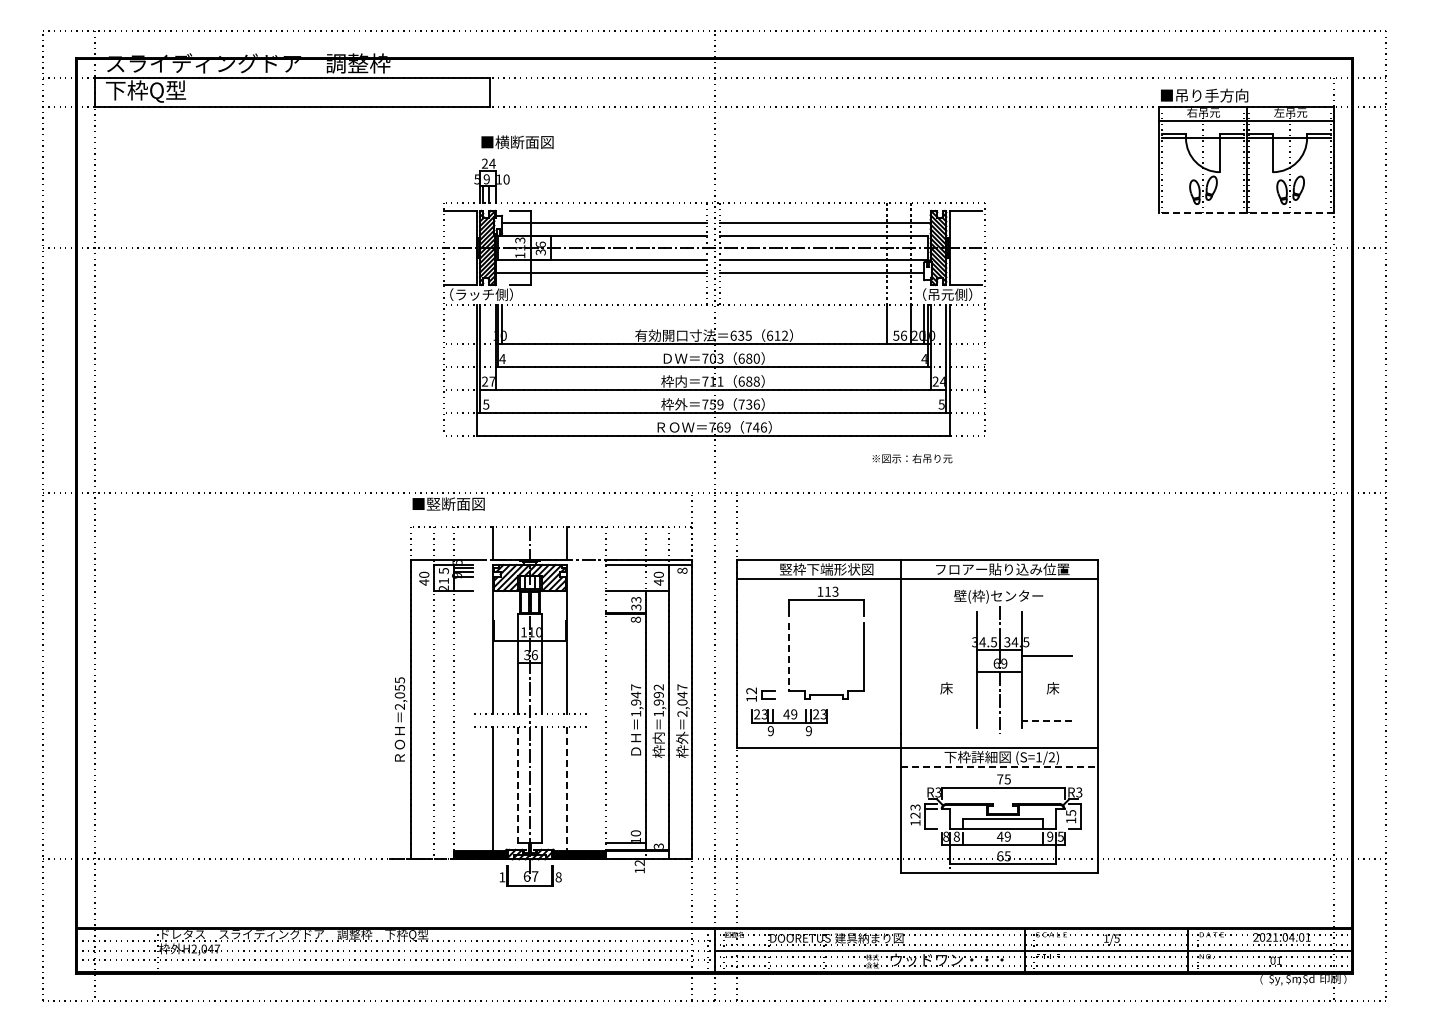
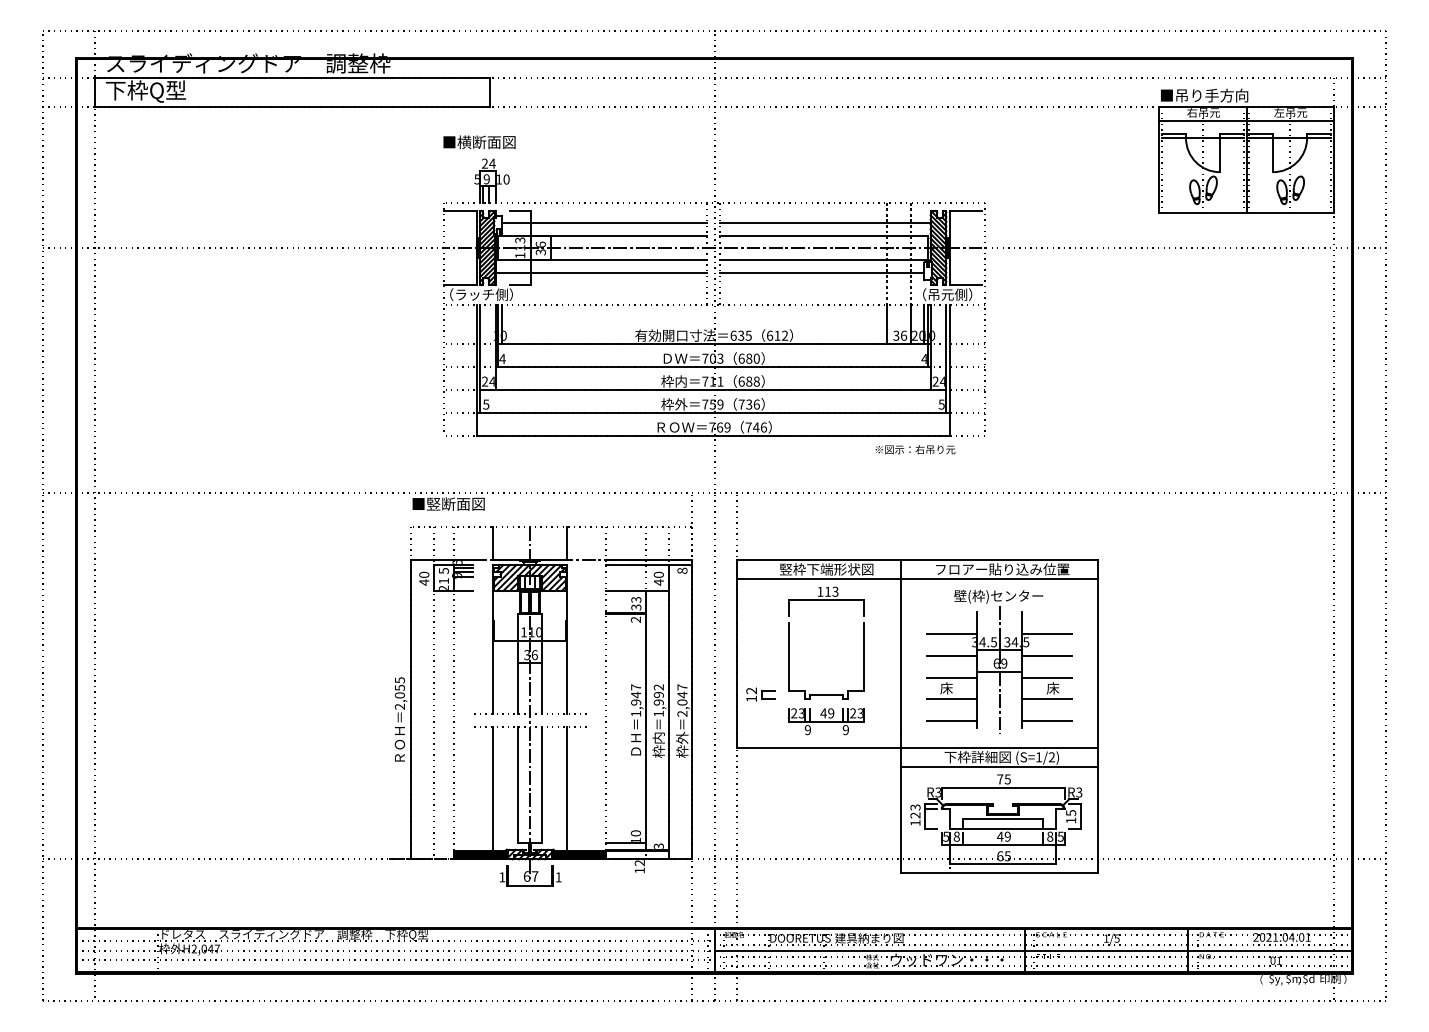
text position: (517, 142) -> (479, 142) (479, 142)
line: dashed -> solid (1246, 212)
text: 56 -> 36 (896, 334)
text: 27 -> 24 (491, 381)
text position: (912, 458) -> (915, 449) (915, 449)
text: 8 -> 2 (635, 619)
line: none -> present (951, 634)
line: none -> present (1046, 634)
line: none -> present (951, 655)
line: dashed -> solid (789, 656)
line: none -> present (951, 677)
line: none -> present (1046, 677)
line: none -> present (951, 699)
line: none -> present (1046, 699)
line: none -> present (951, 721)
line: dashed -> solid (1046, 721)
part position: (789, 722) -> (826, 721) (826, 721)
line: dashed -> solid (1000, 767)
line: dashed -> solid (518, 785)
line: dashed -> solid (567, 789)
text: 8 -> 5 (945, 836)
text: 9 -> 8 (1050, 836)
text: 8 -> 1 (558, 877)
